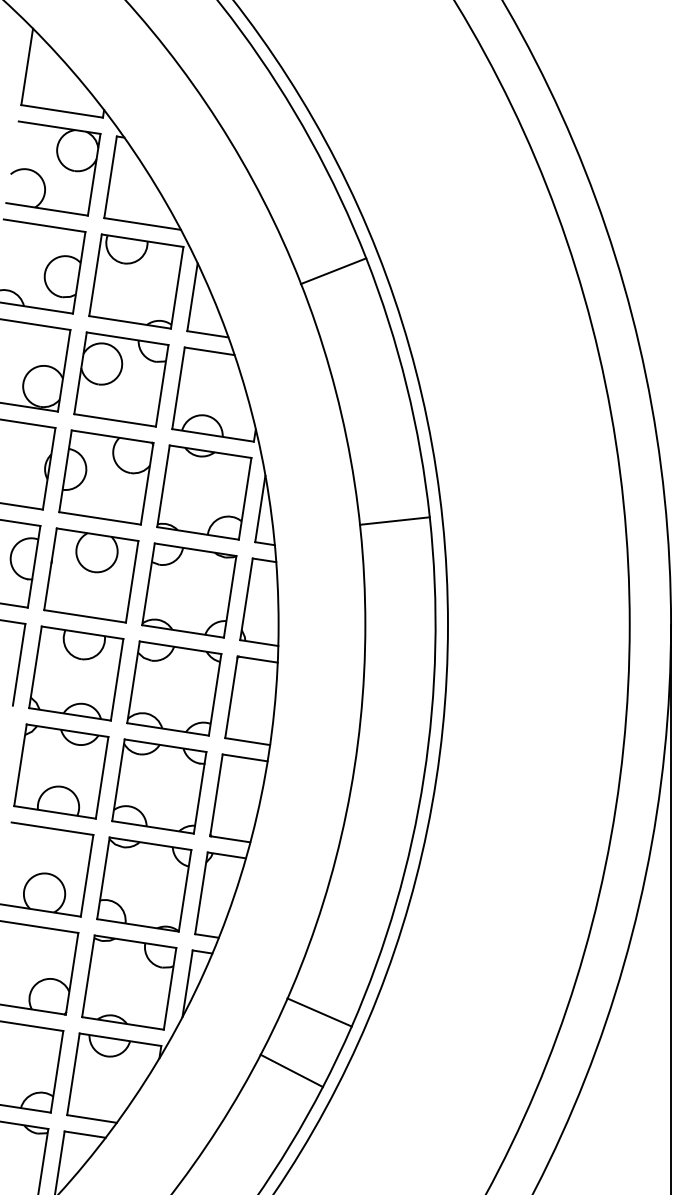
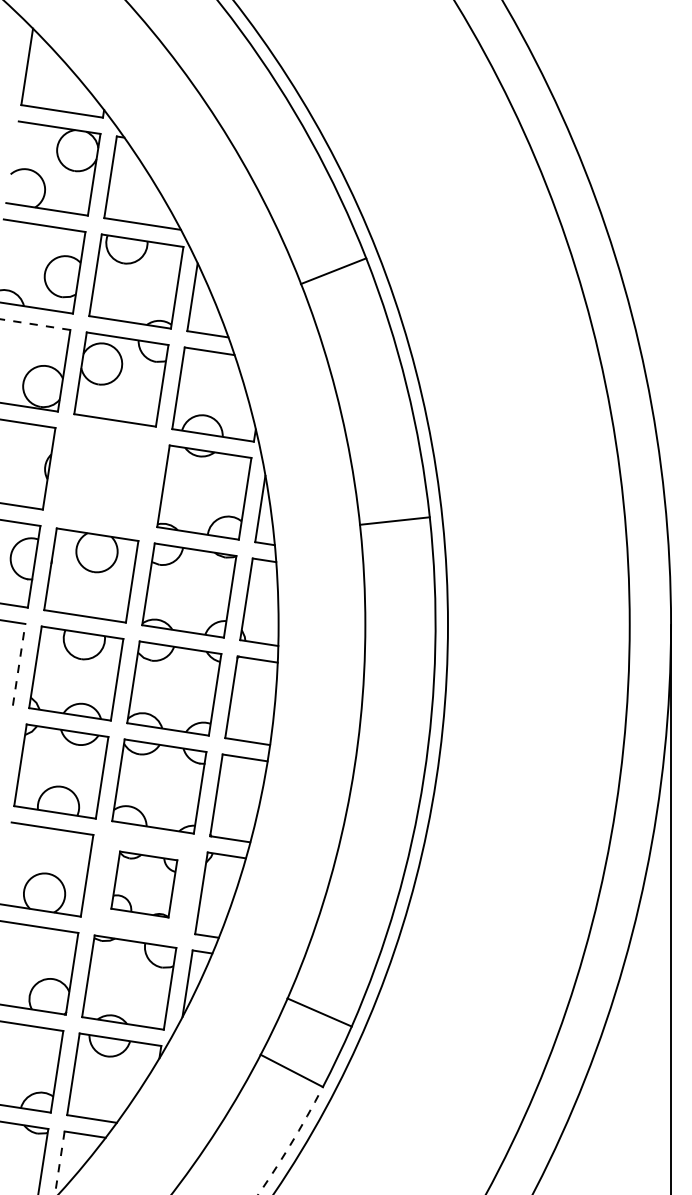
line: solid -> dashed (35, 324)
part: present -> none (106, 477)
line: solid -> dashed (19, 664)
part size: 97x97 px -> 69x69 px (144, 884)
arc: solid -> dashed (292, 1141)
line: solid -> dashed (59, 1162)
